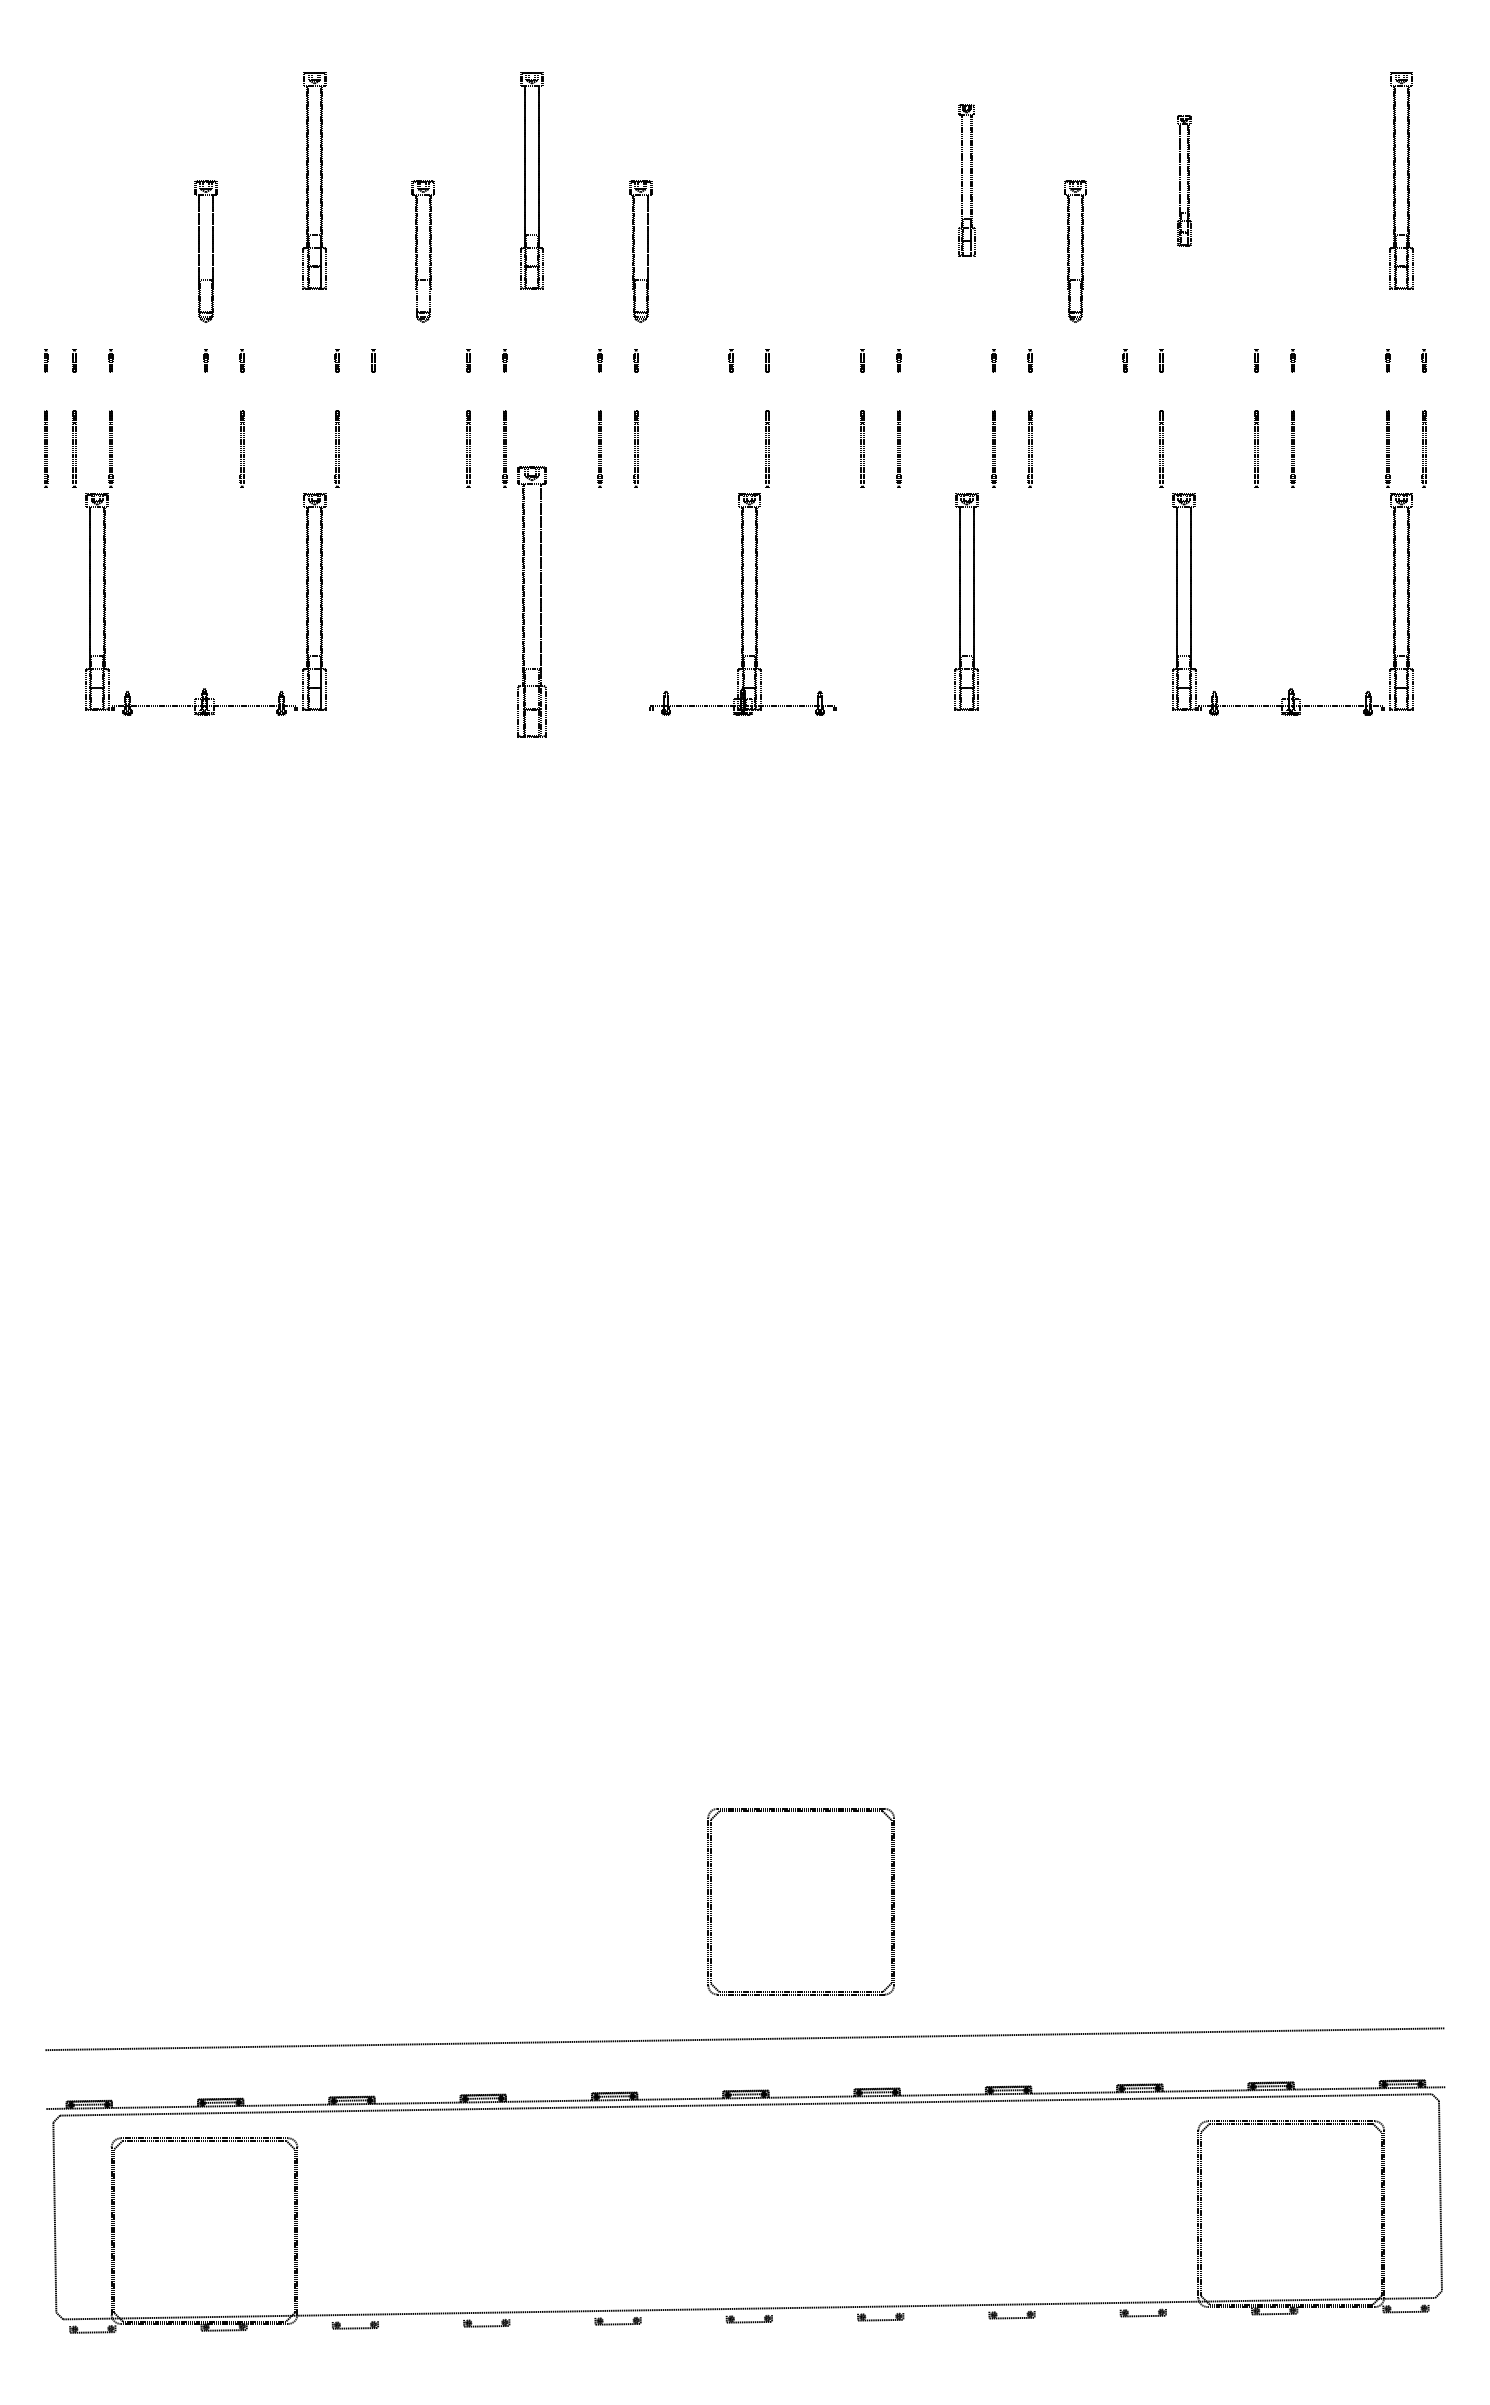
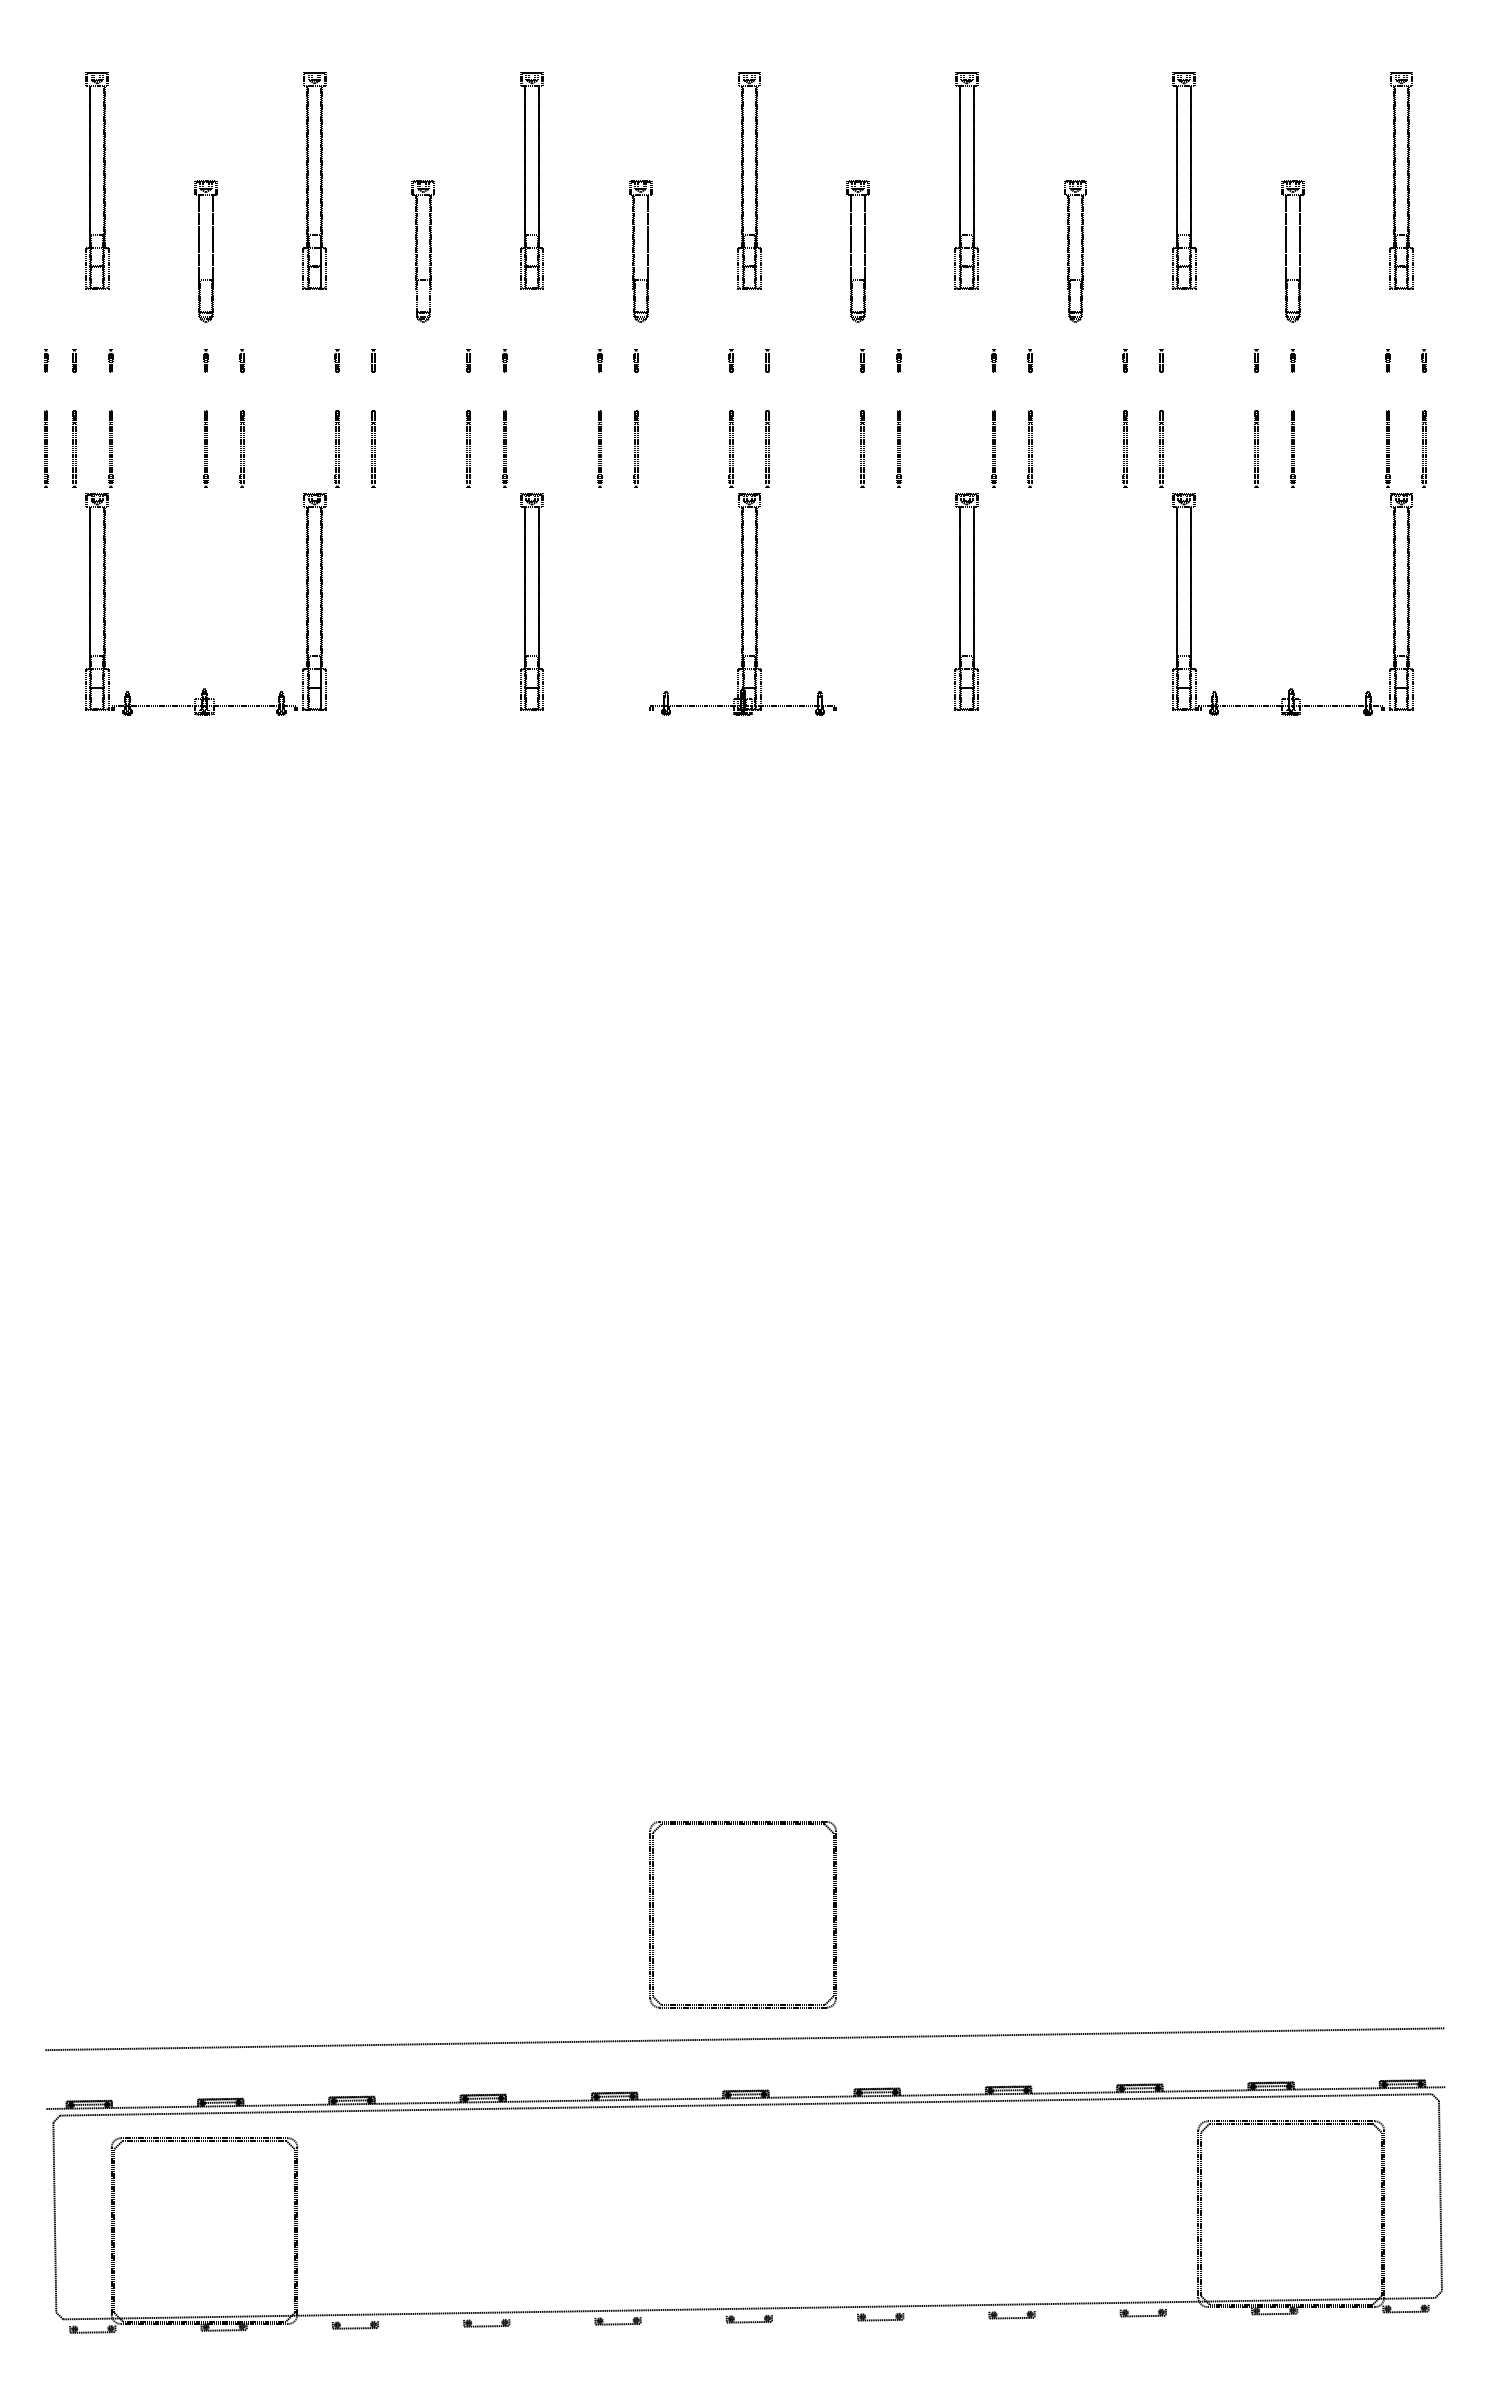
part: none -> present (103, 179)
part: none -> present (743, 179)
part size: 18x153 px -> 25x218 px (966, 180)
part size: 15x132 px -> 25x218 px (1184, 180)
part: none -> present (857, 251)
part: none -> present (1292, 251)
part: none -> present (205, 448)
line: none -> present (372, 448)
part: none -> present (730, 448)
part: none -> present (1124, 448)
part size: 30x272 px -> 24x218 px (531, 601)
part position: (711, 1900) -> (653, 1913) (653, 1913)
